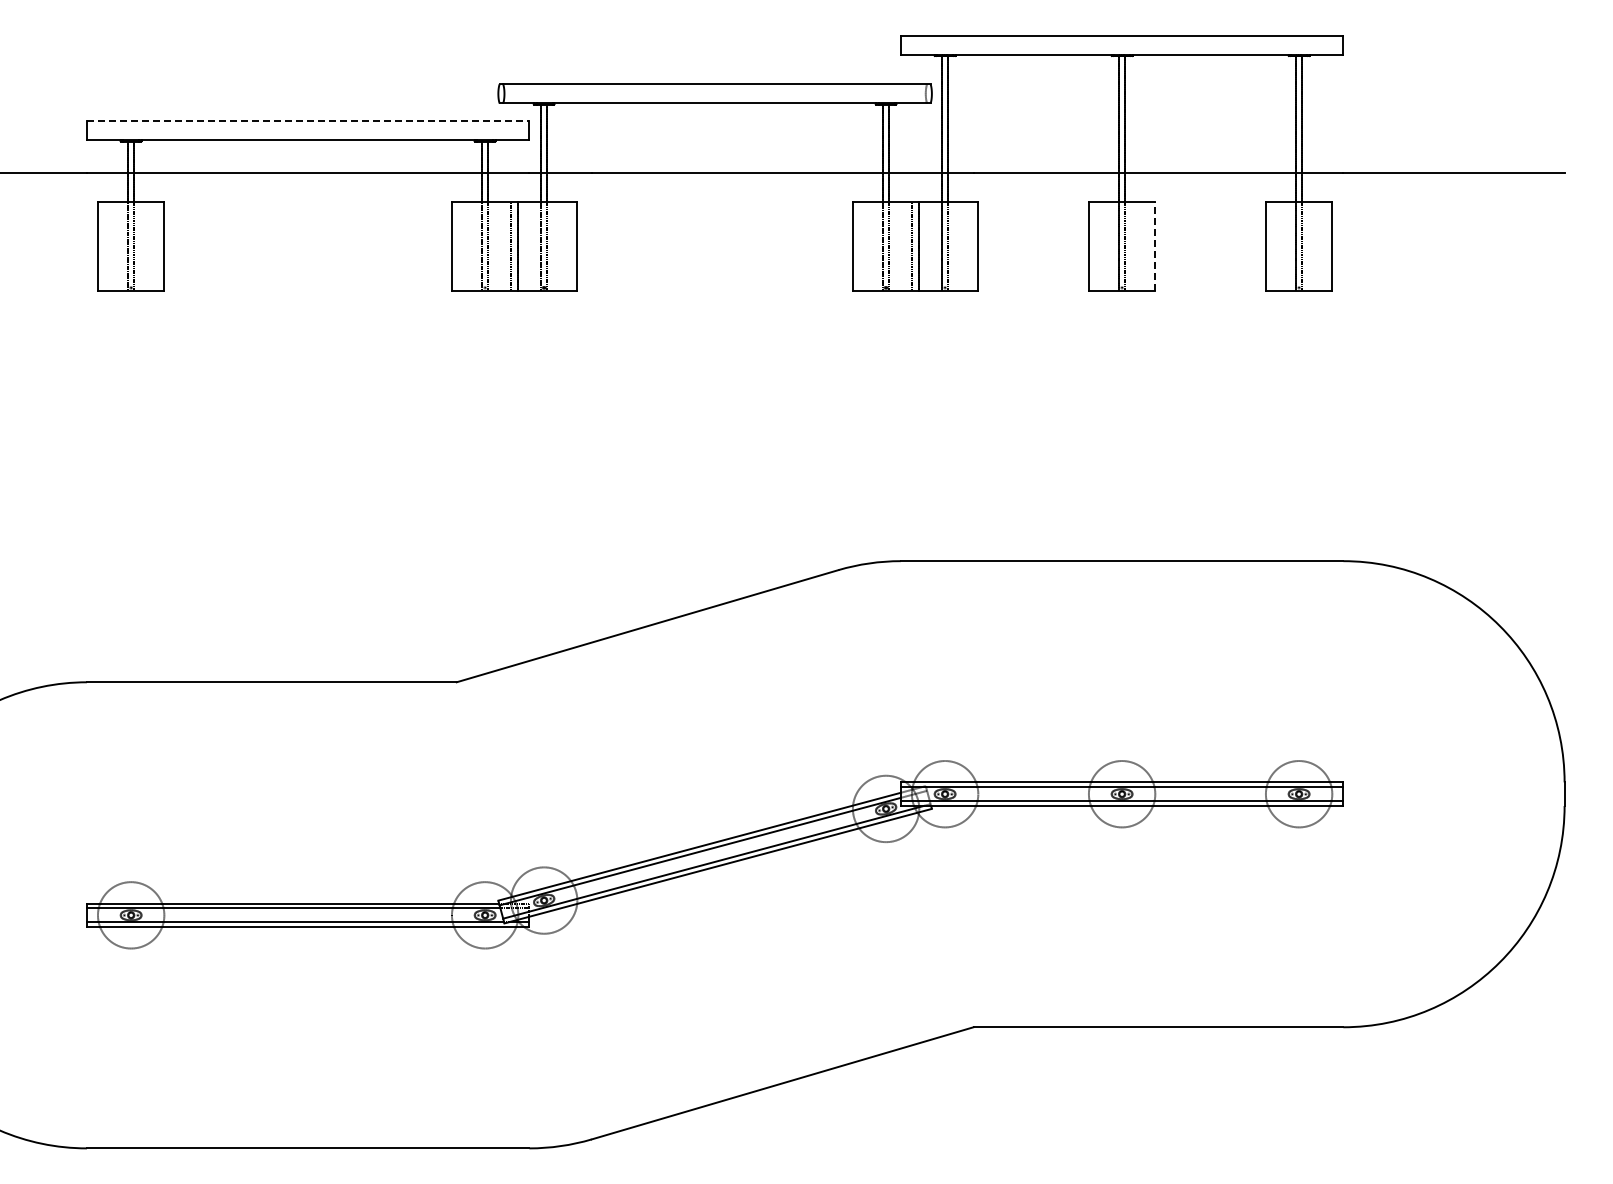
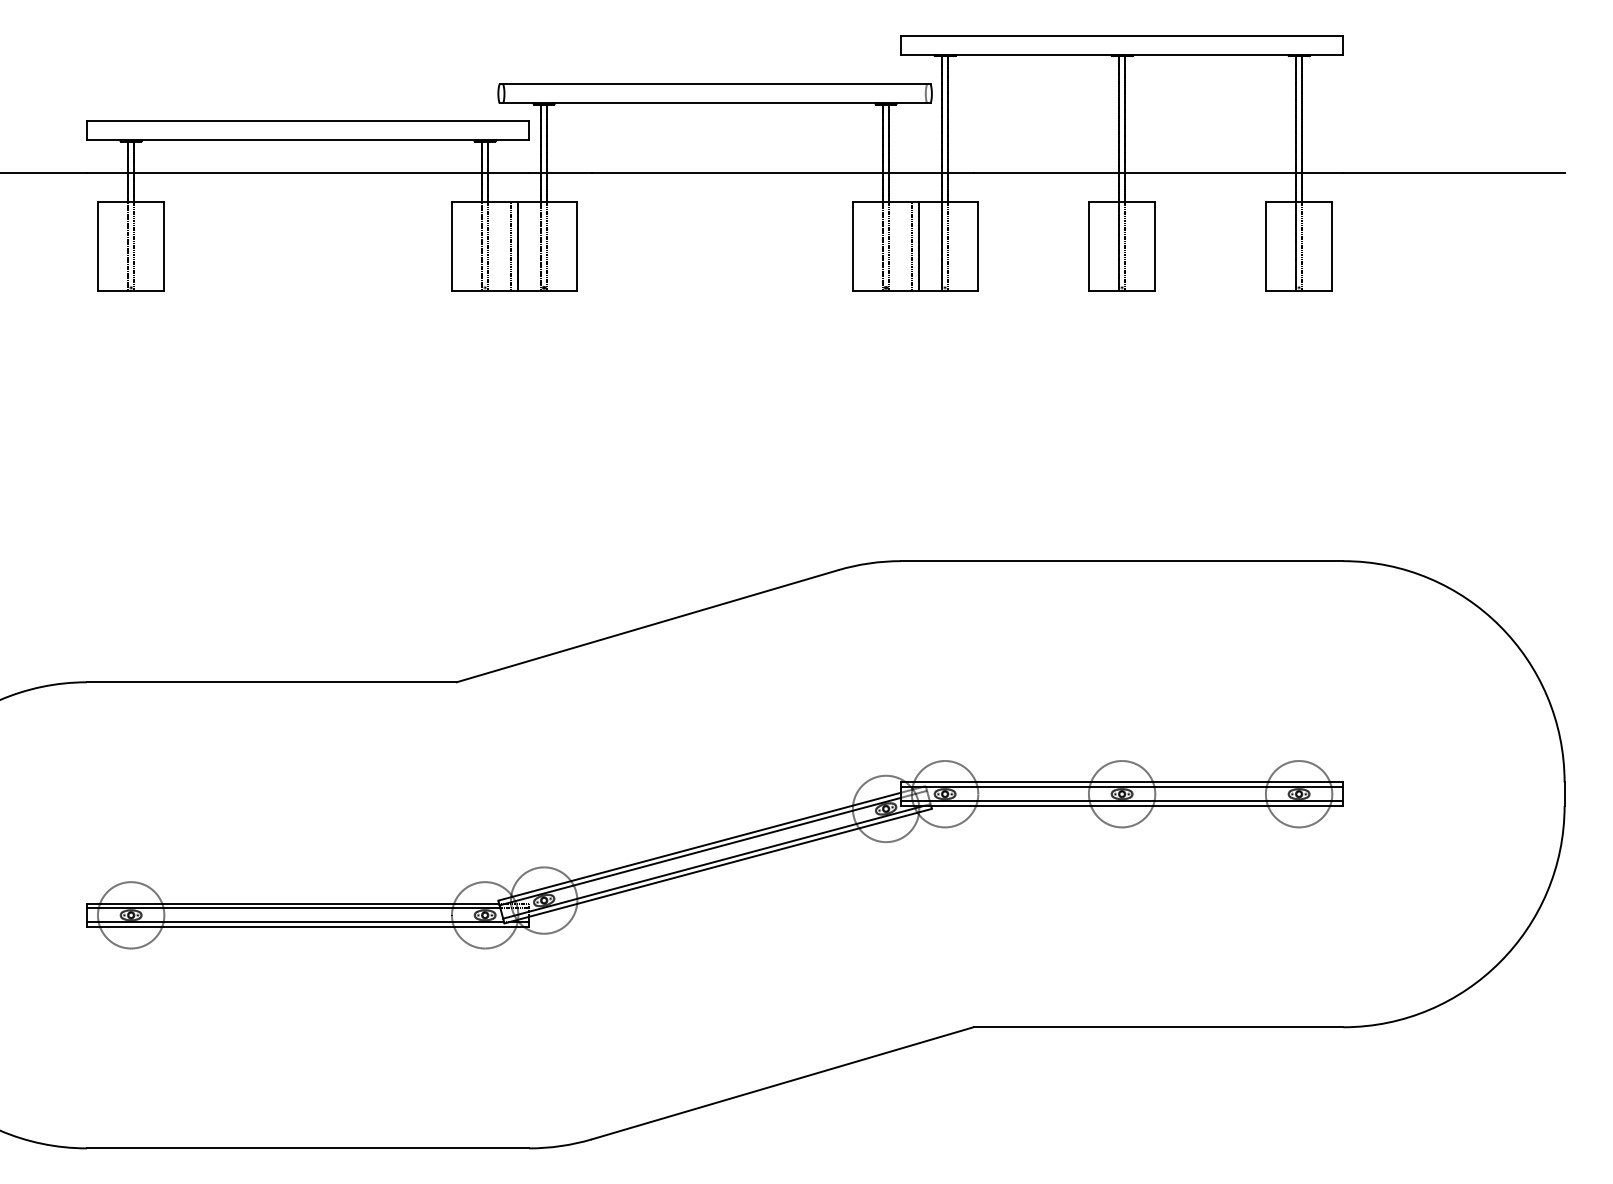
line: dashed -> solid (308, 121)
line: dashed -> solid (1155, 246)
